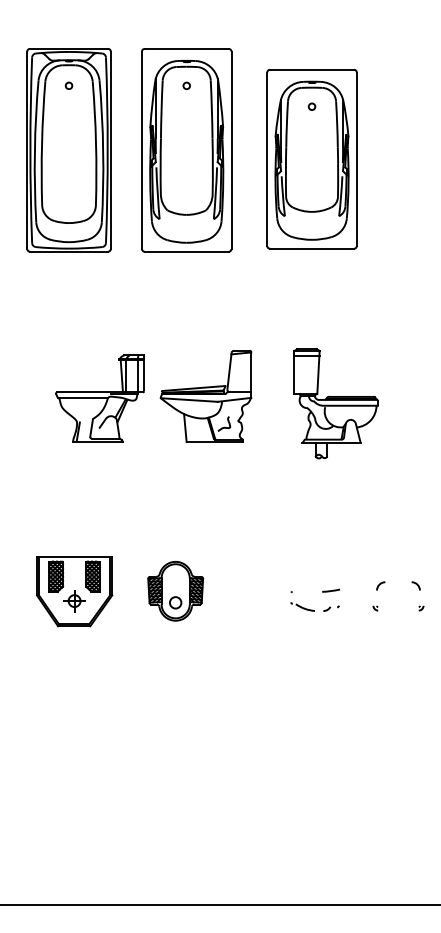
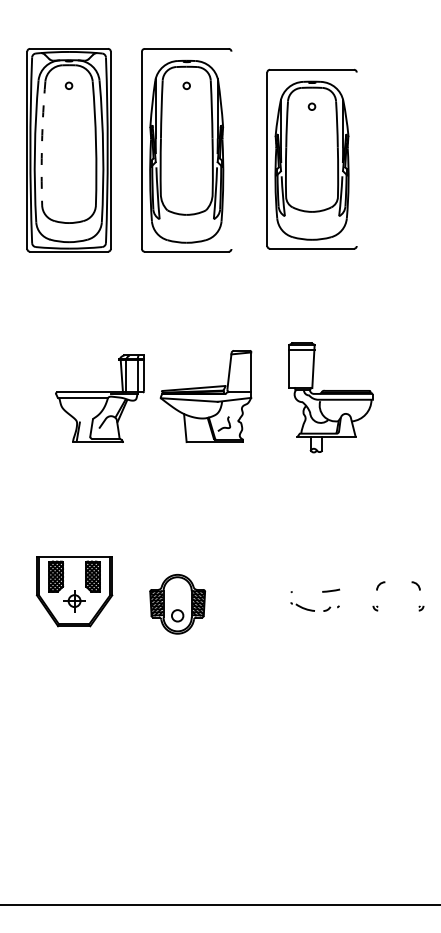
arc: solid -> dashed (42, 143)
line: present -> none (231, 150)
line: present -> none (356, 159)
part position: (335, 403) -> (330, 397) (330, 397)
part position: (175, 591) -> (177, 604) (177, 604)
